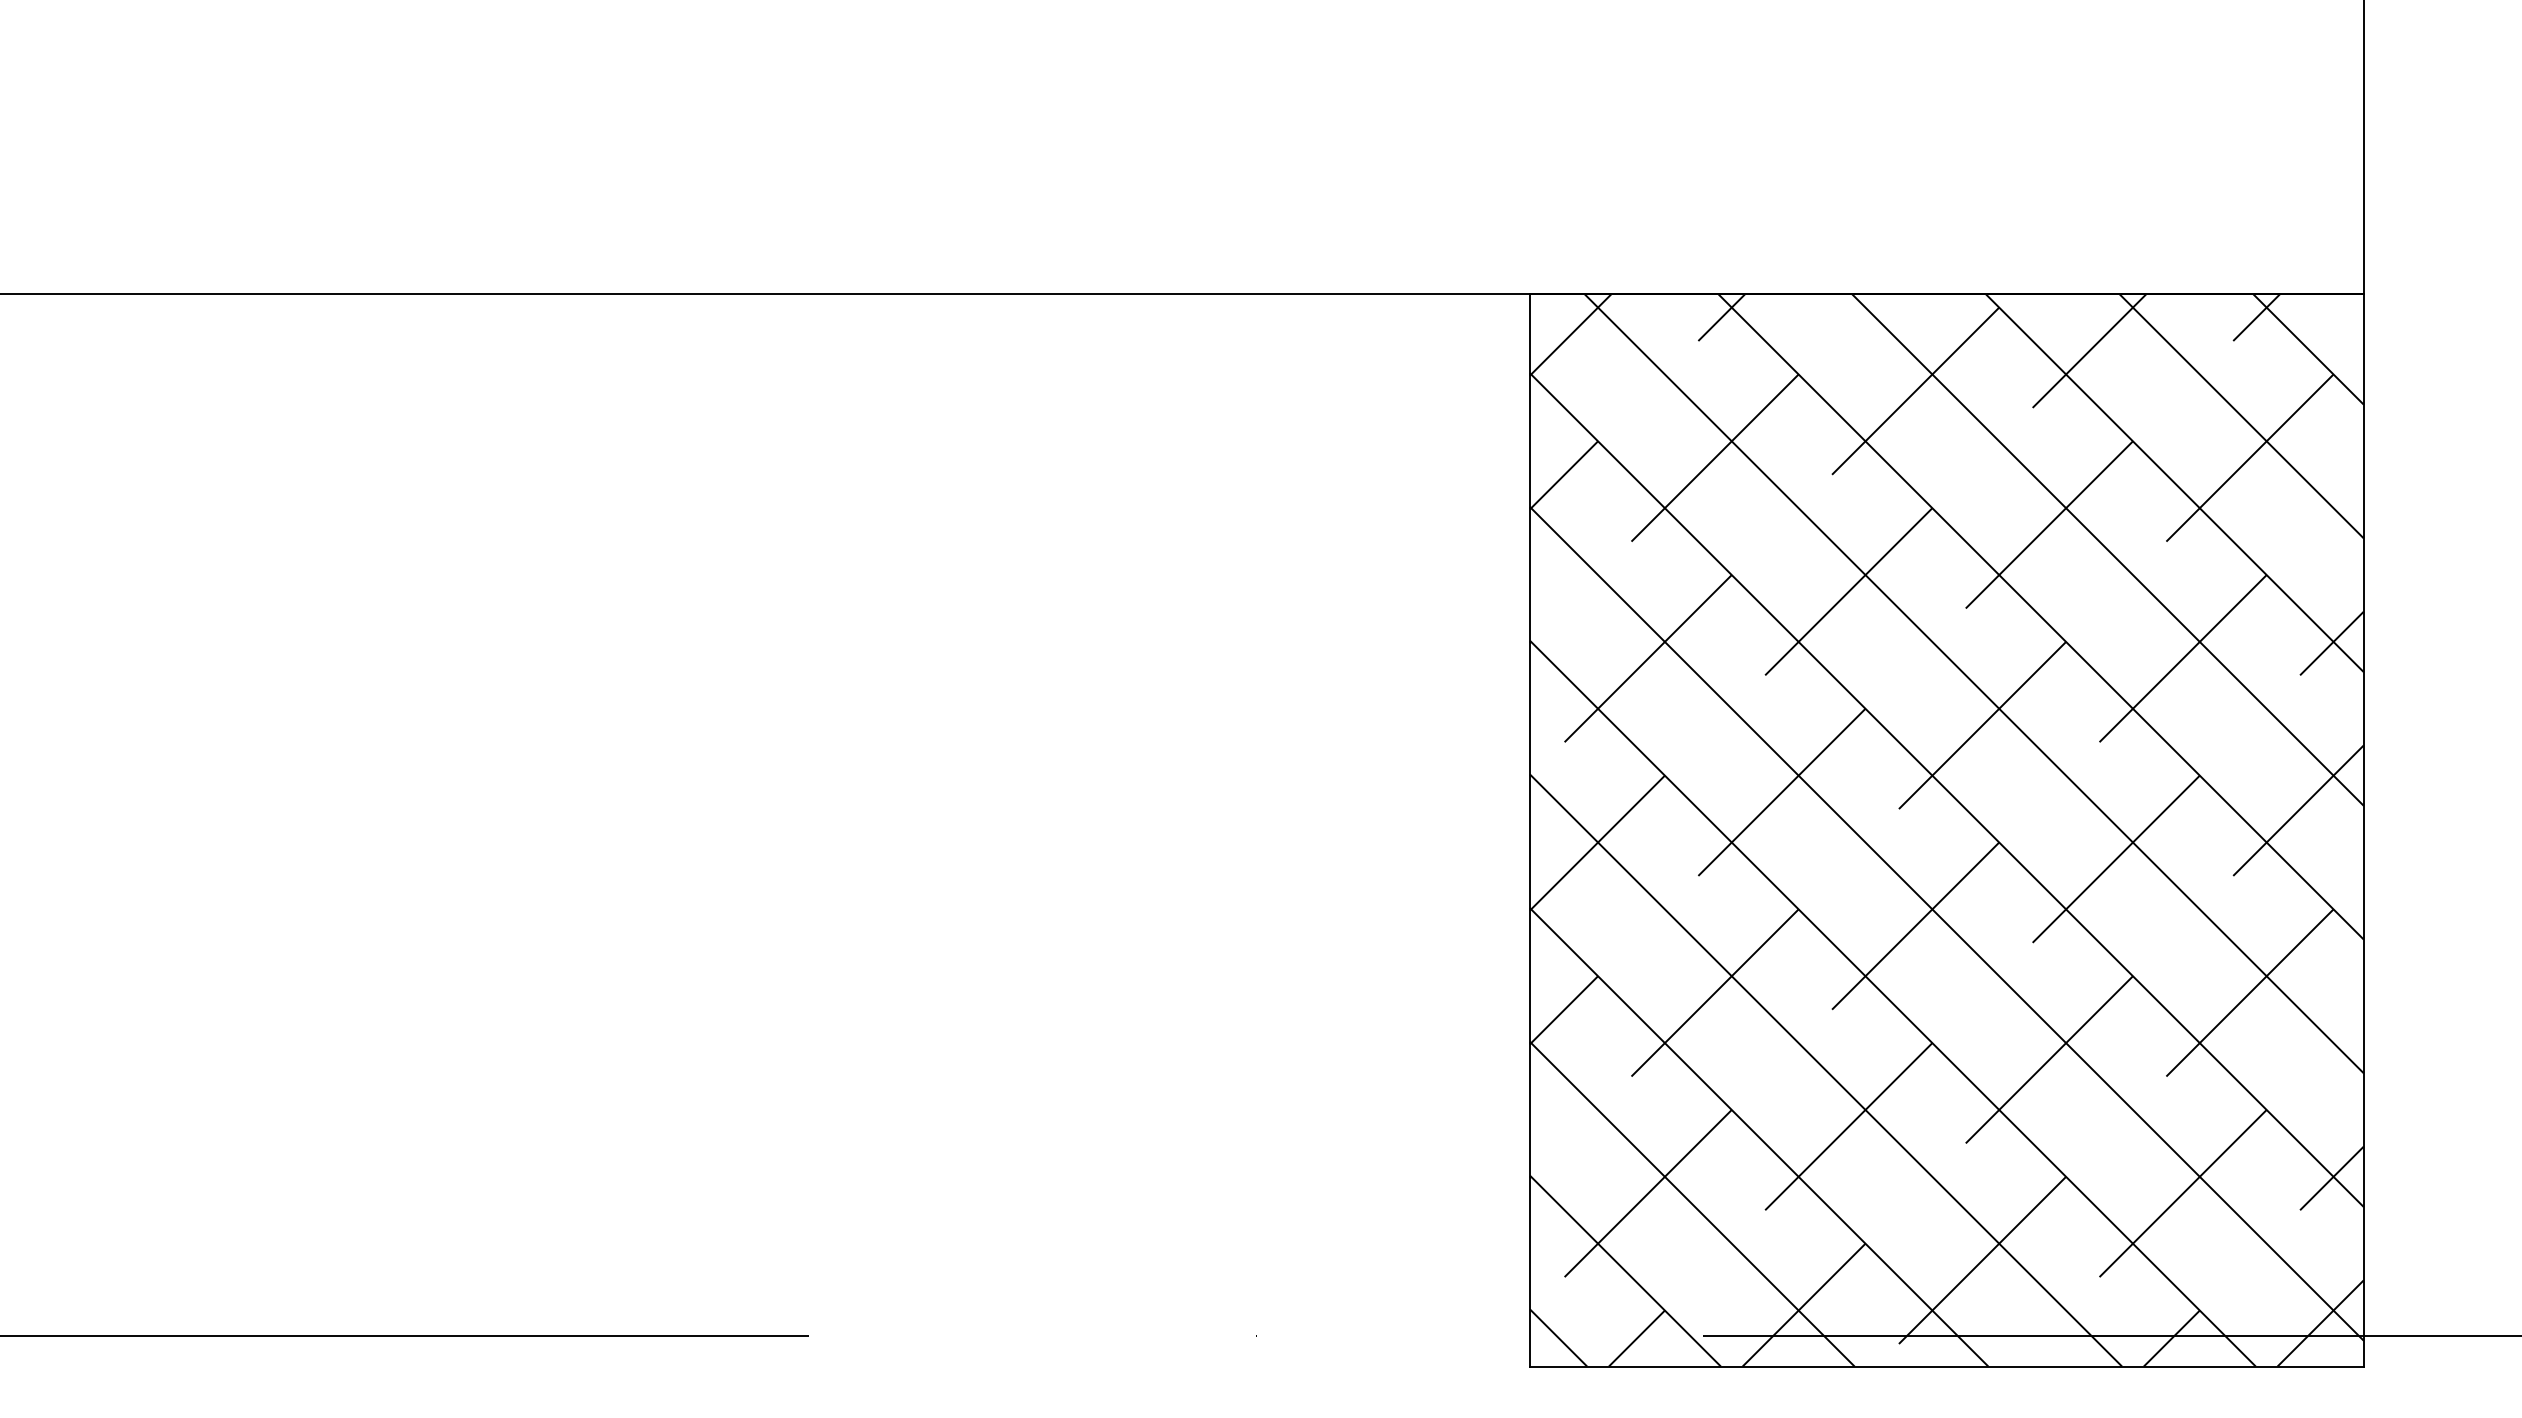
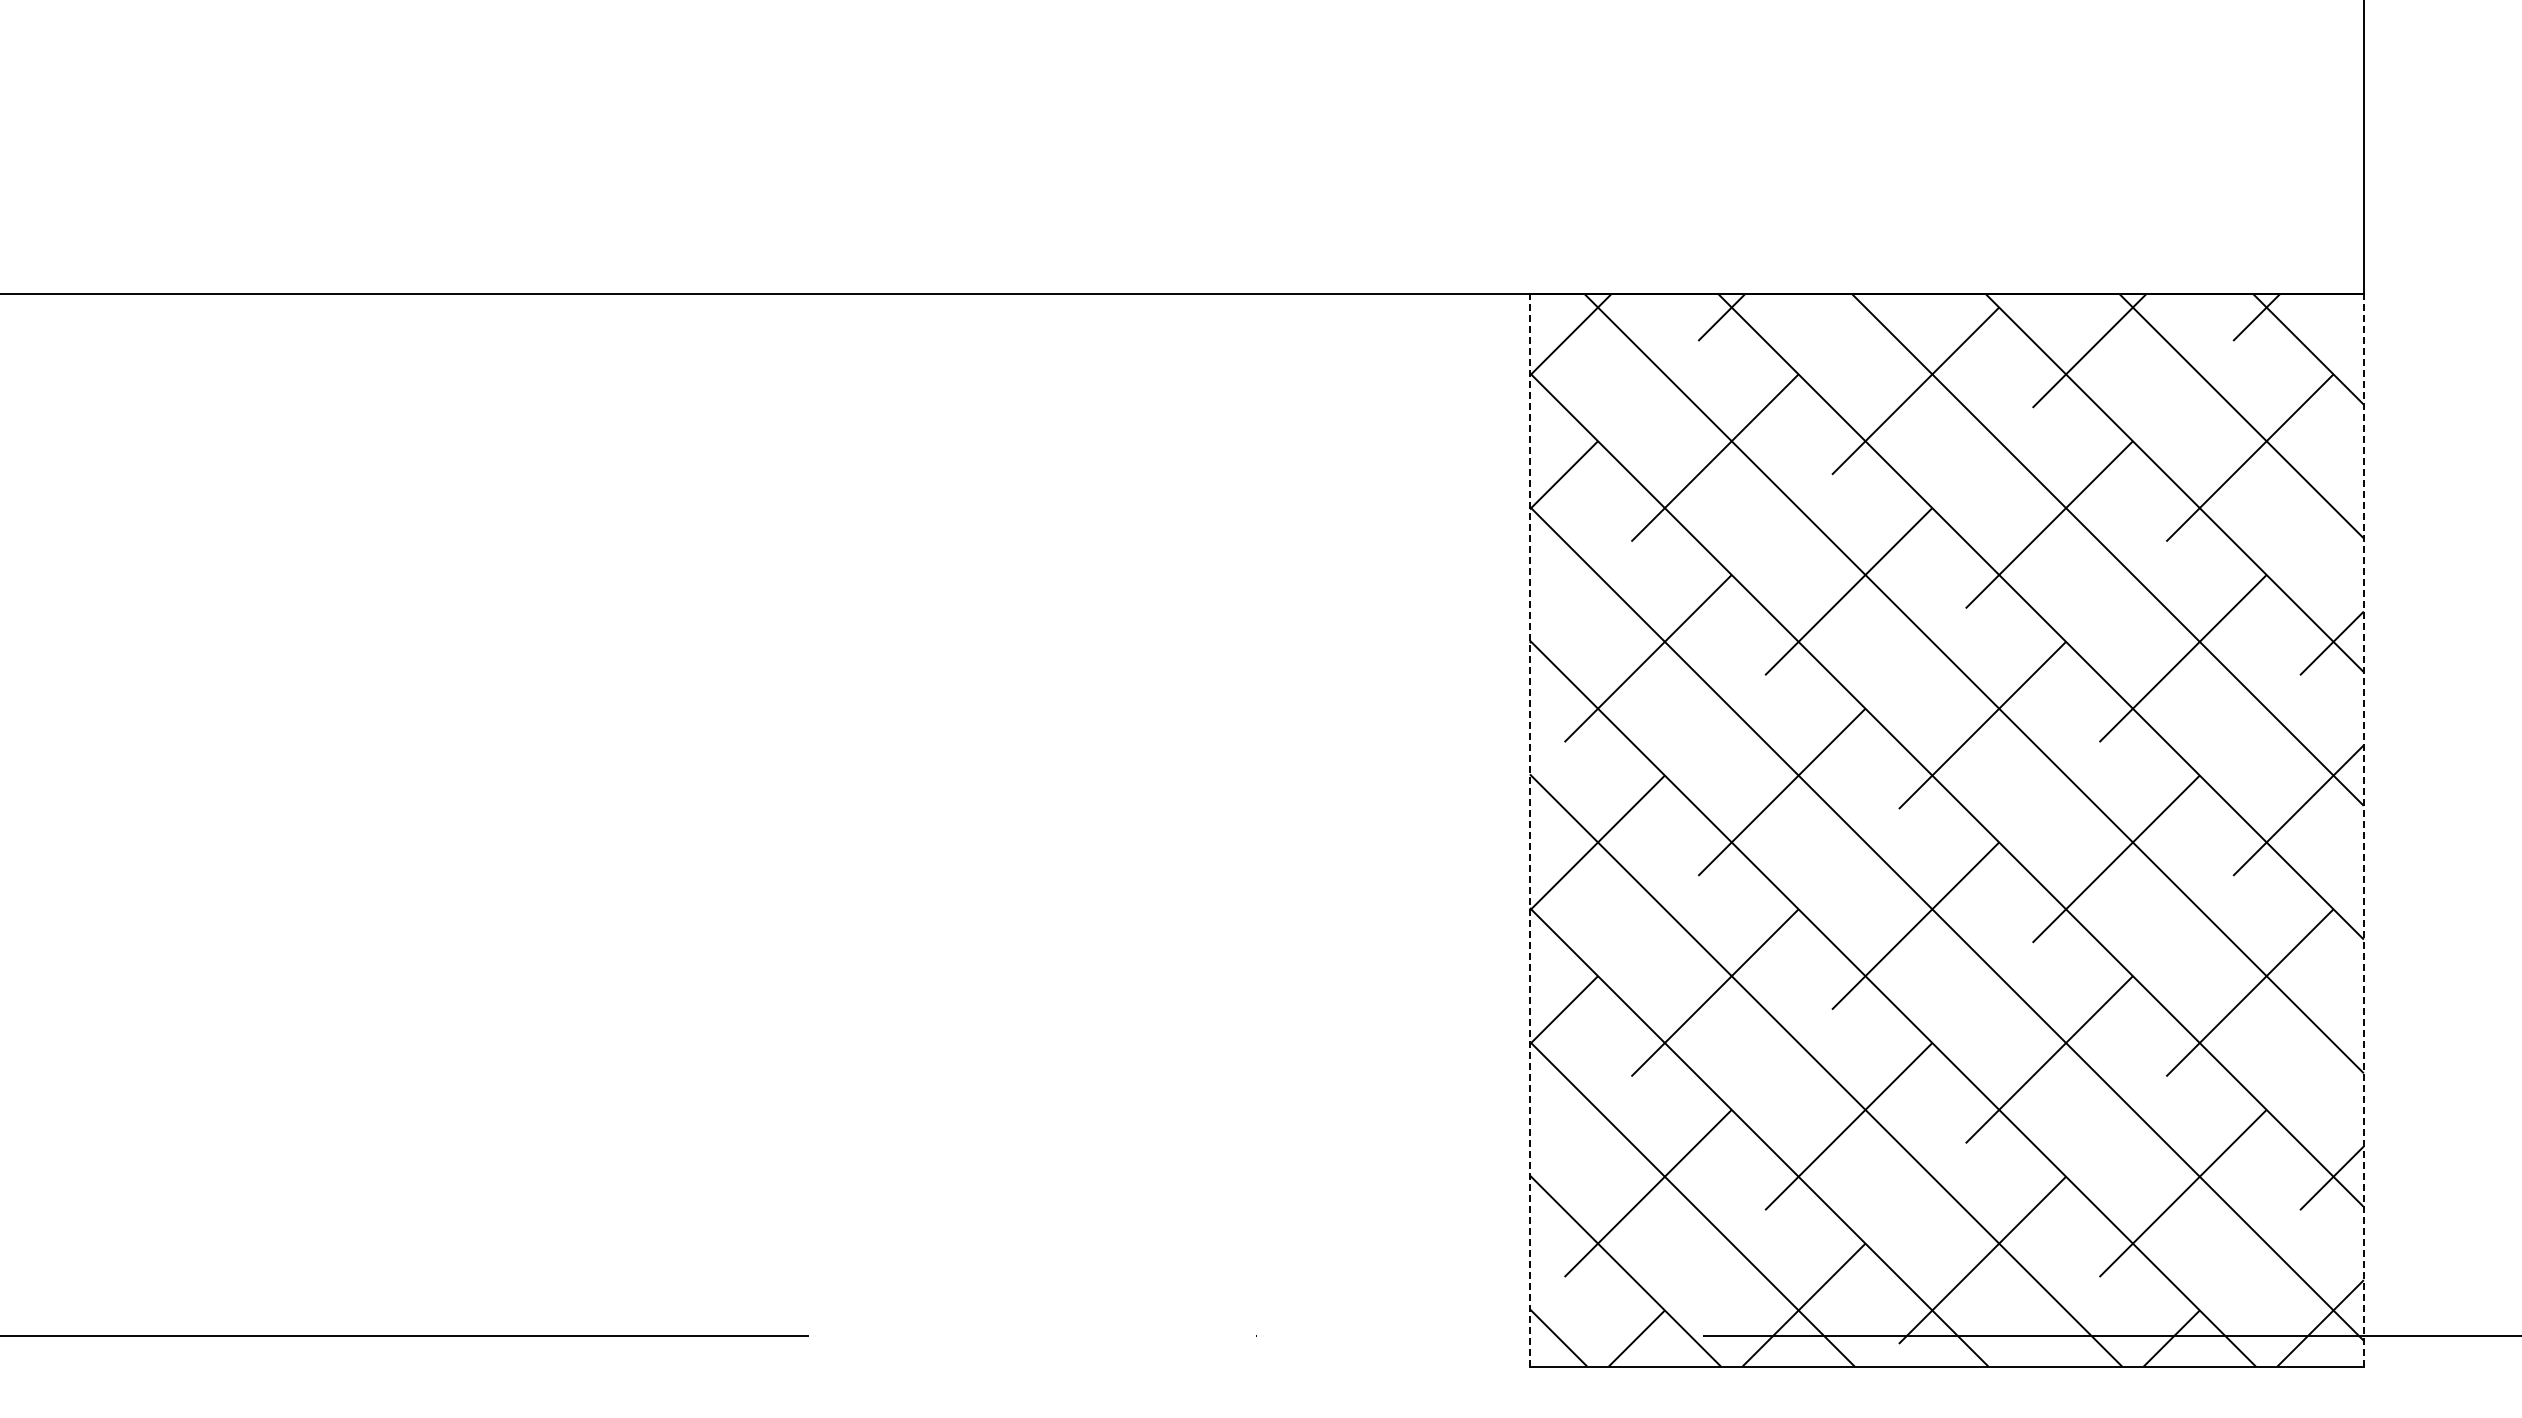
line: solid -> dashed (1529, 829)
line: solid -> dashed (2363, 829)
